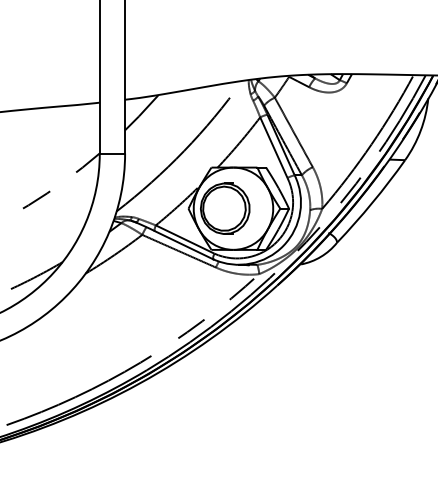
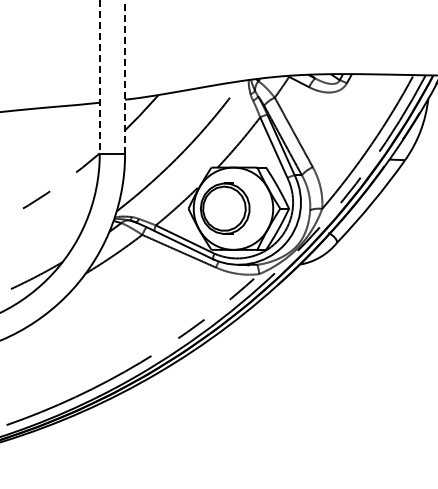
line: solid -> dashed (125, 76)
line: solid -> dashed (99, 77)
